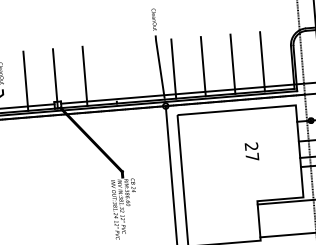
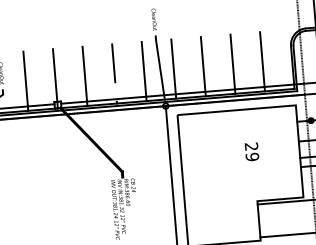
line: none -> present (113, 63)
line: none -> present (143, 71)
text: 27 -> 29 (252, 156)
